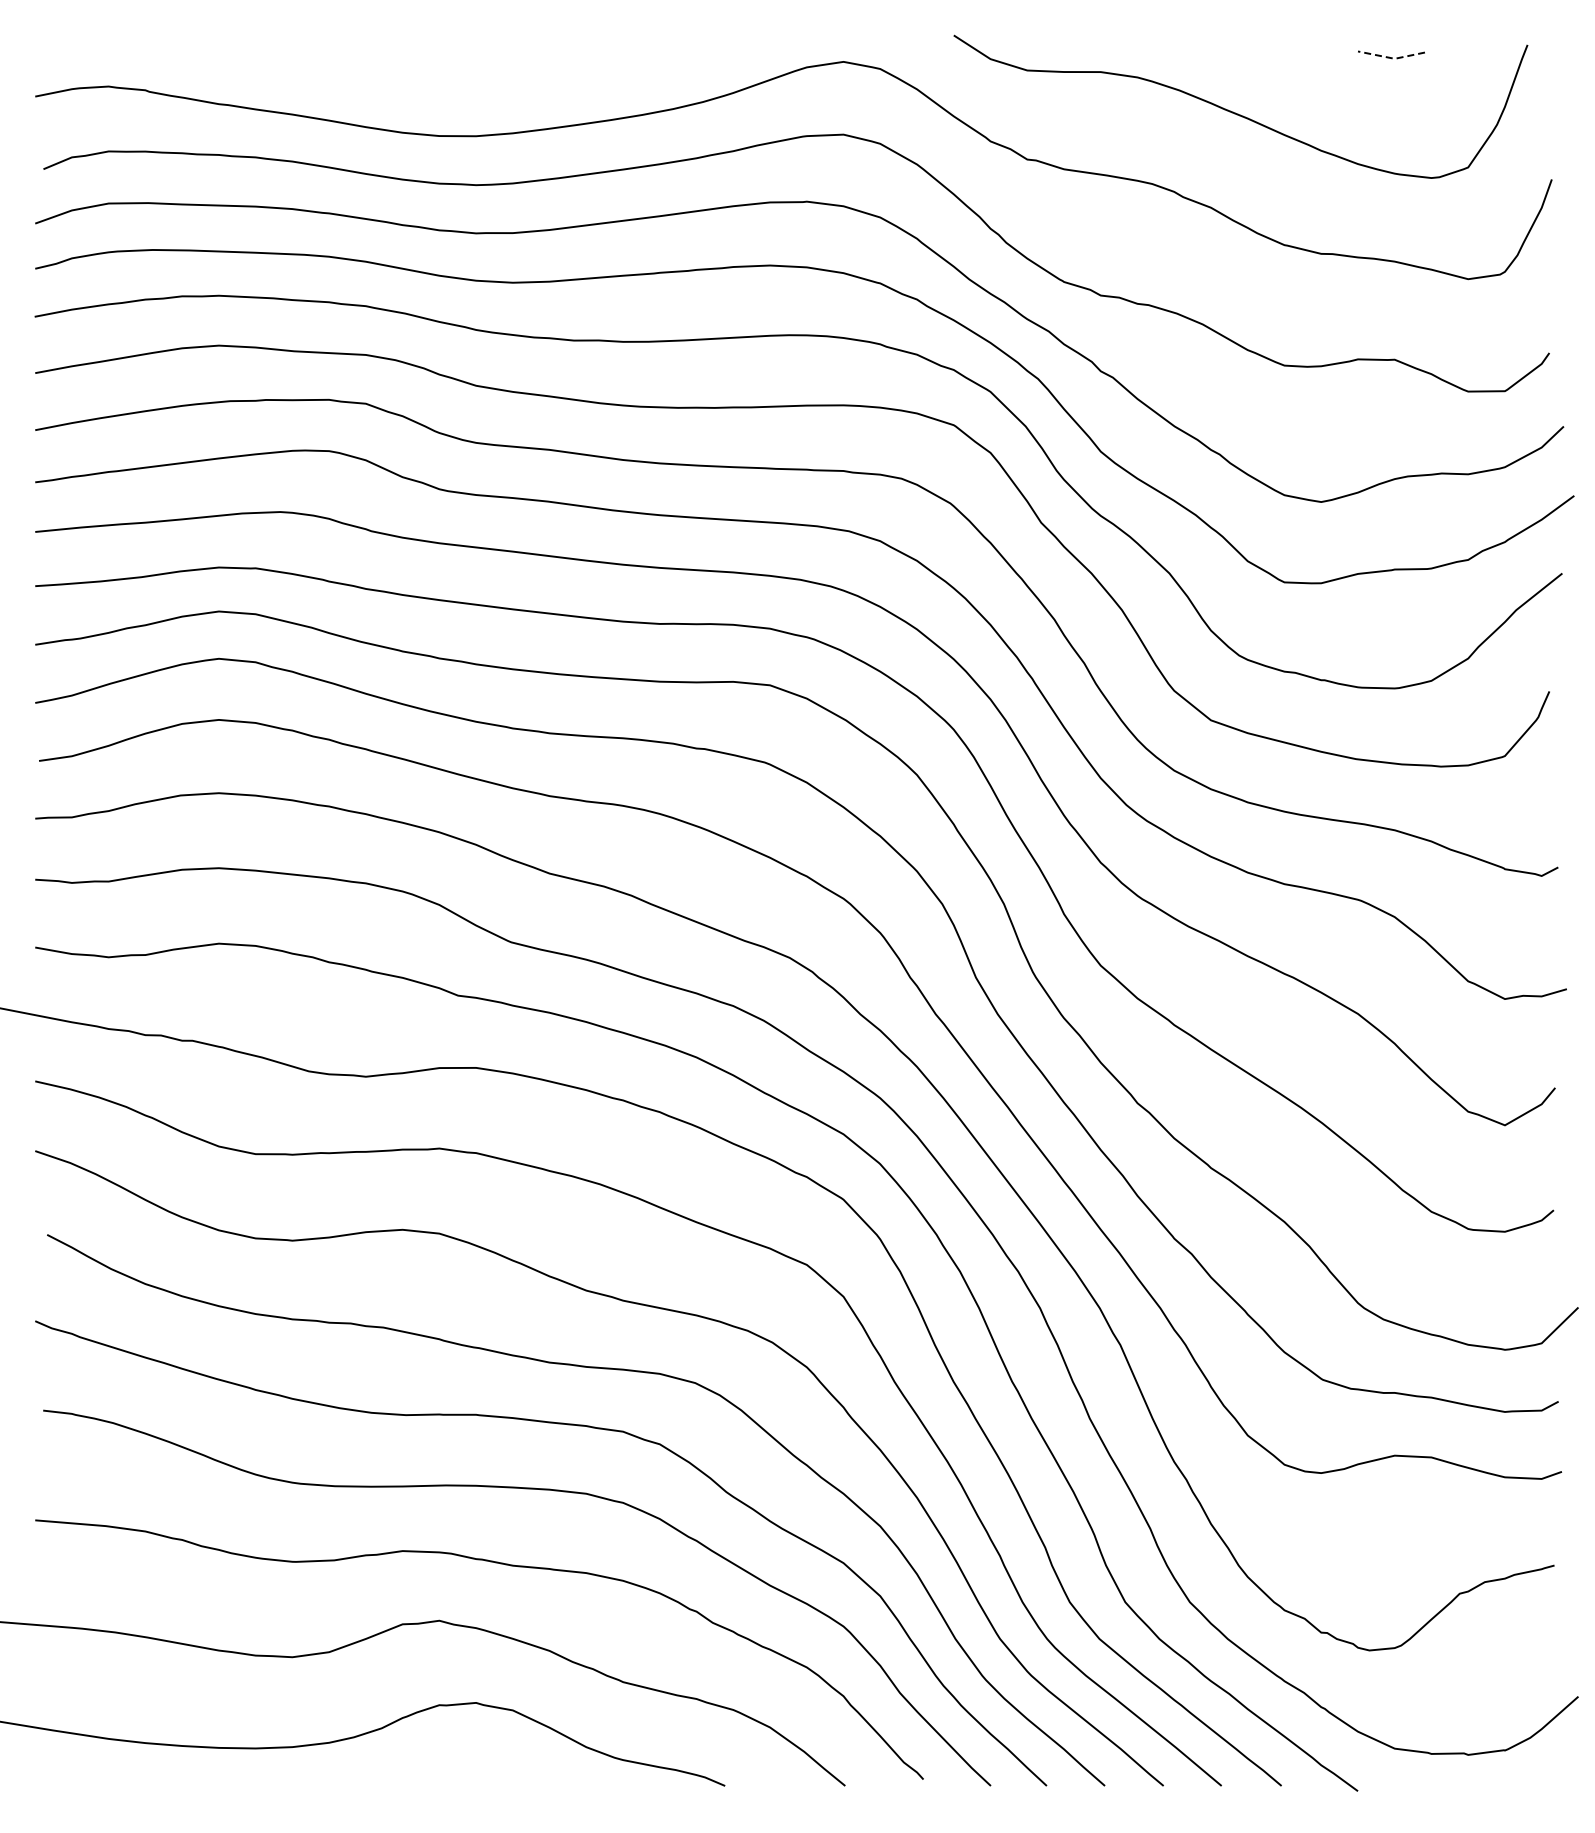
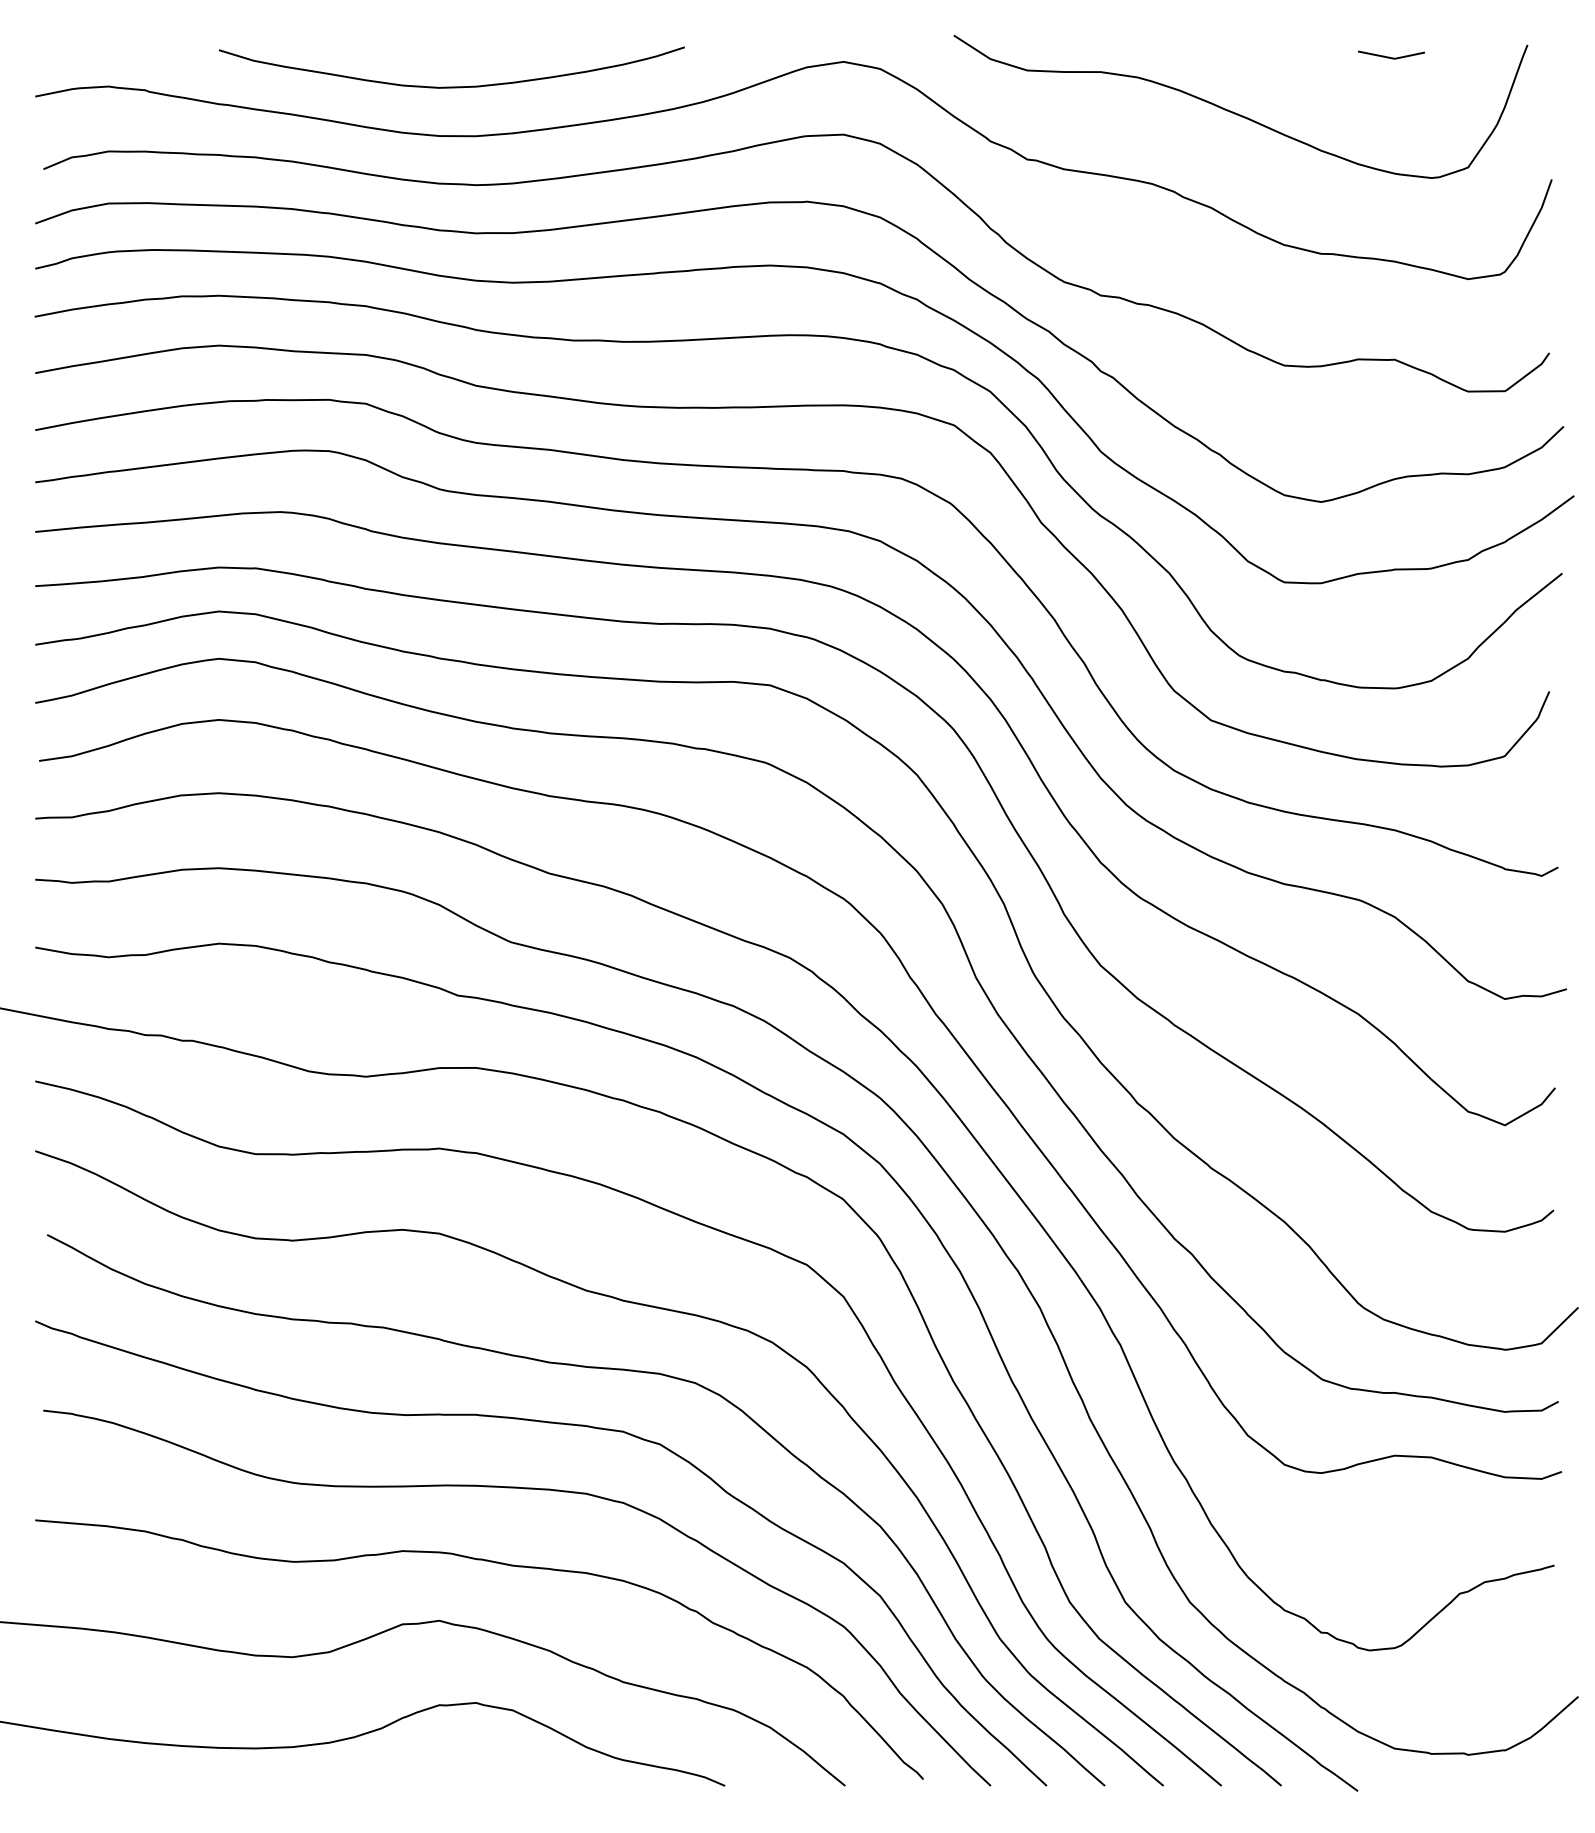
line: dashed -> solid (1391, 58)
curve: none -> present (451, 86)
